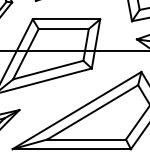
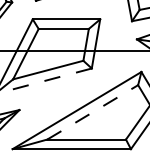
line: solid -> dashed (45, 80)
line: solid -> dashed (92, 112)
